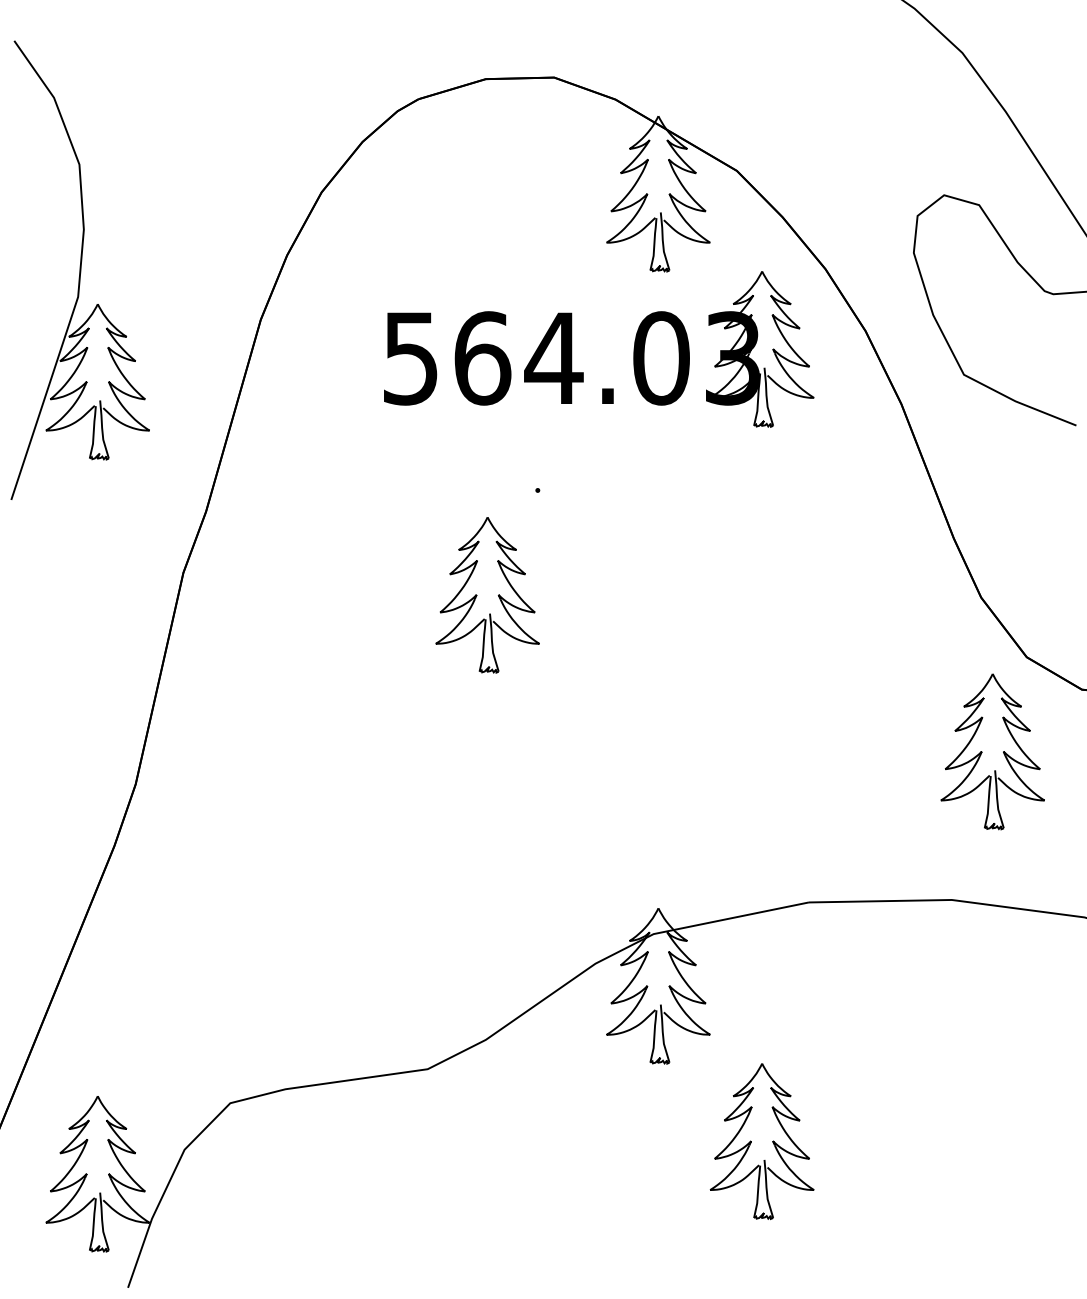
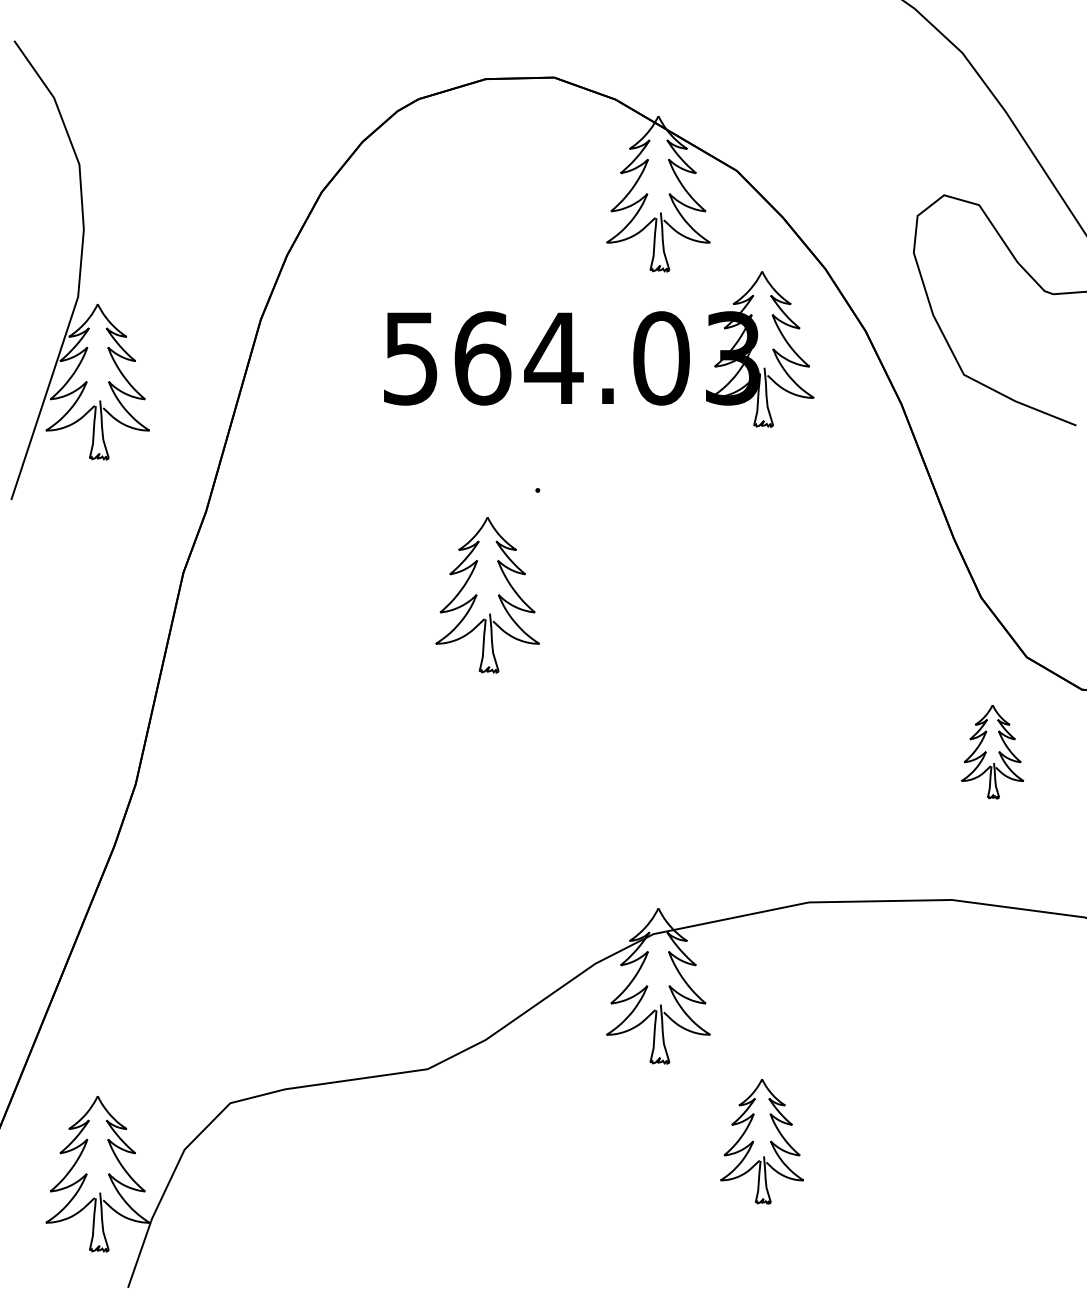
part size: 105x158 px -> 64x95 px (992, 752)
part size: 106x158 px -> 84x126 px (761, 1141)
